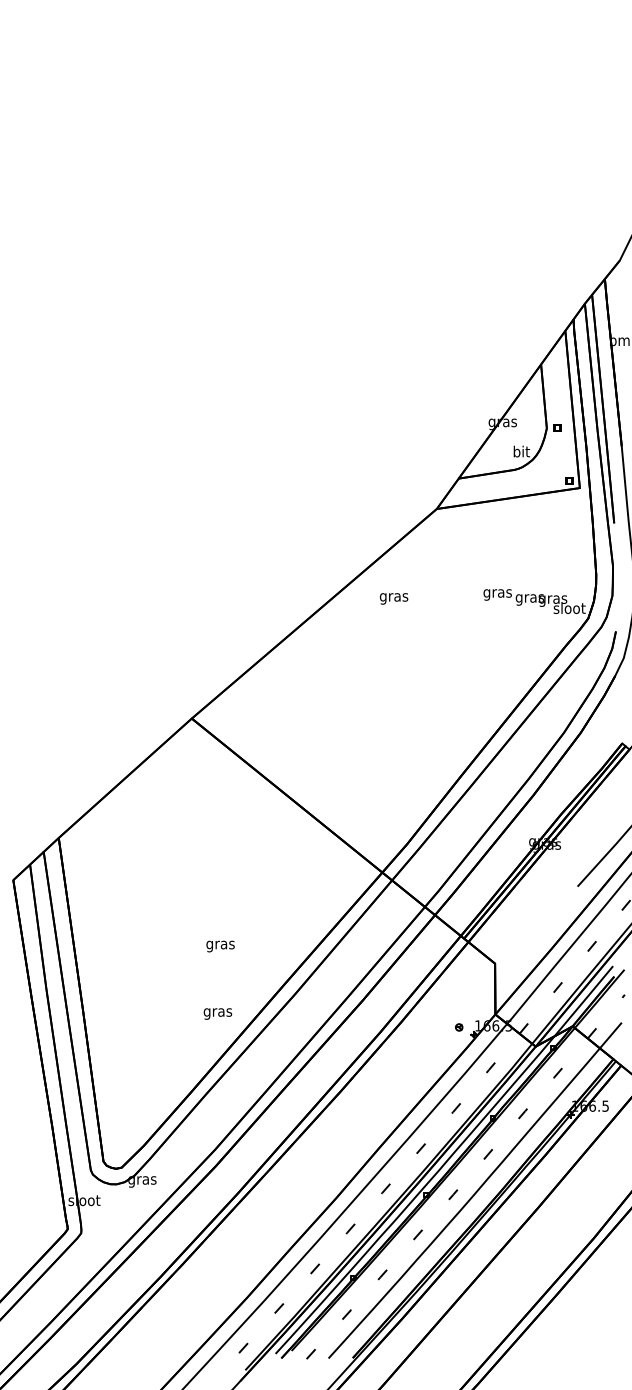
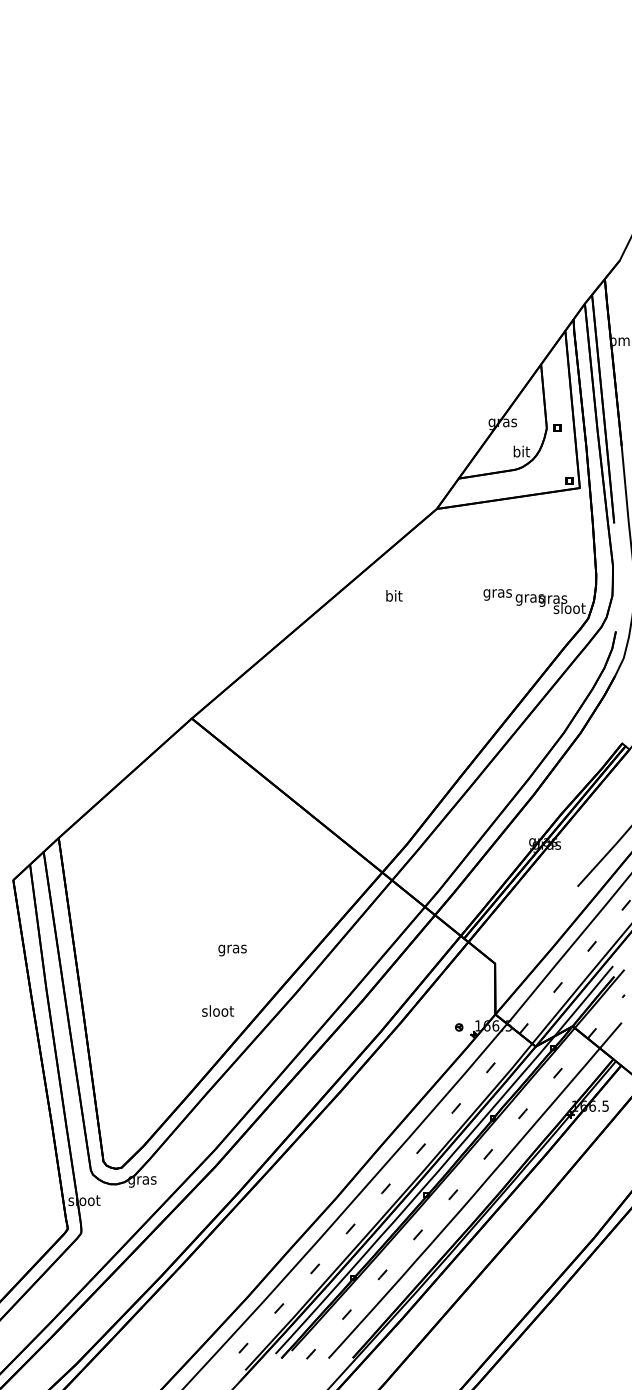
text: gras -> bit (393, 597)
text position: (220, 946) -> (232, 950) (232, 950)
text: gras -> sloot (218, 1012)
